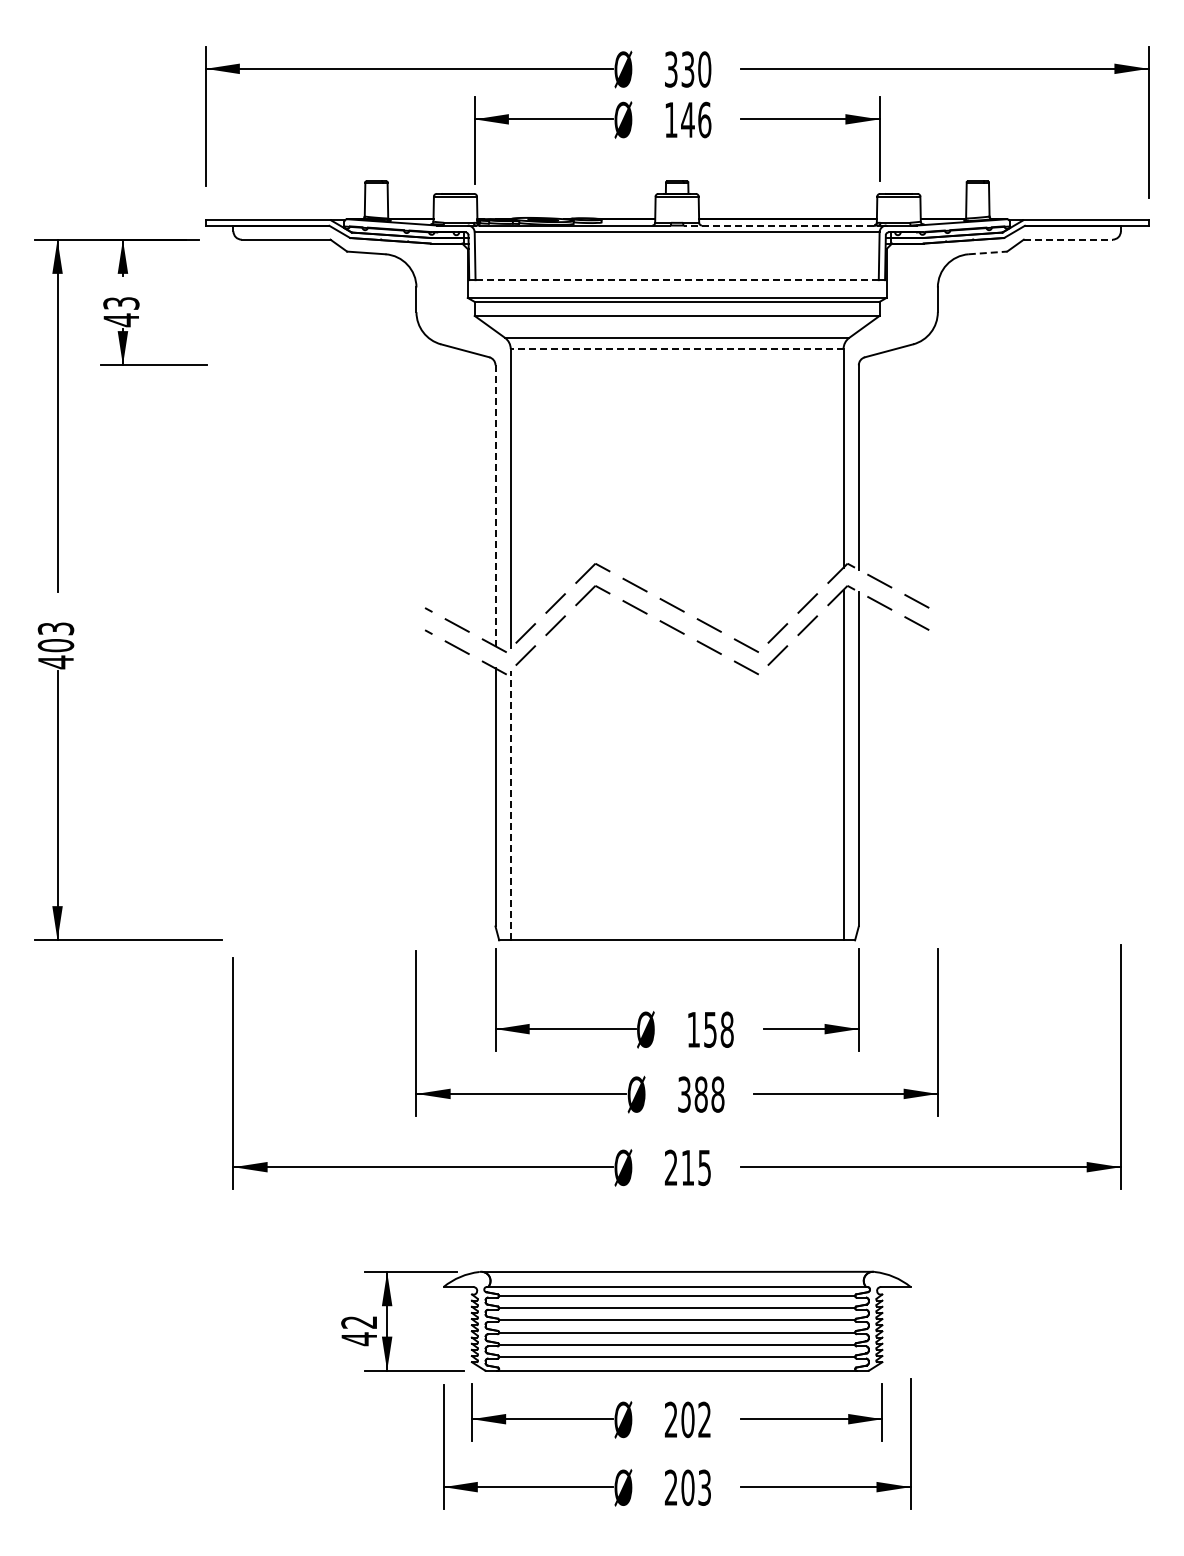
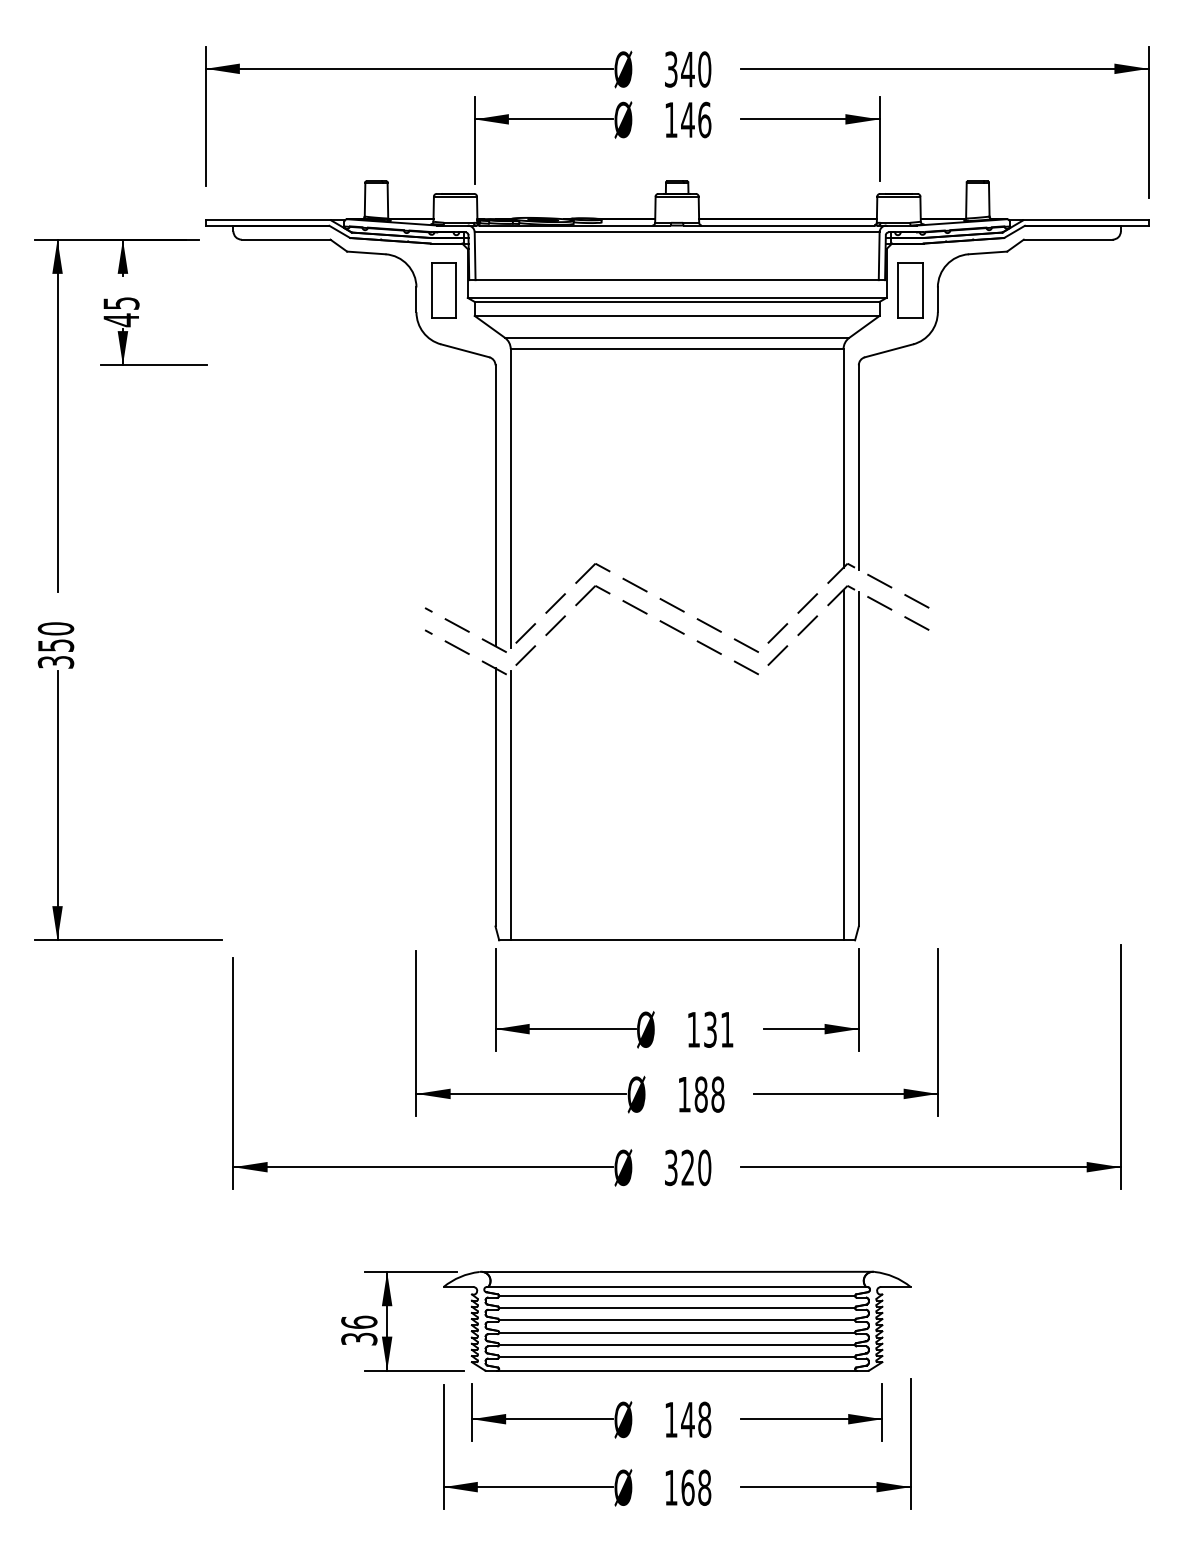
text: 330 -> 340 (687, 69)
line: dashed -> solid (778, 225)
line: dashed -> solid (1068, 239)
line: dashed -> solid (988, 252)
line: dashed -> solid (677, 280)
part: none -> present (443, 290)
part: none -> present (910, 290)
text: 43 -> 45 (120, 303)
line: dashed -> solid (676, 349)
line: dashed -> solid (495, 506)
text: 403 -> 350 (55, 645)
line: dashed -> solid (510, 805)
text: 158 -> 131 (718, 1029)
text: 388 -> 188 (684, 1094)
text: 215 -> 320 (687, 1167)
text: 42 -> 36 (359, 1330)
text: 202 -> 148 (687, 1419)
text: 203 -> 168 (687, 1487)
